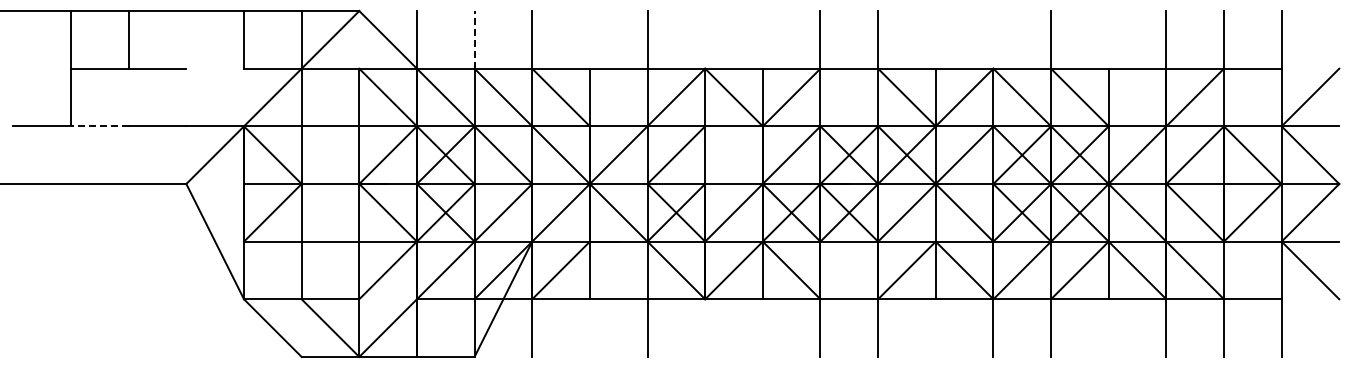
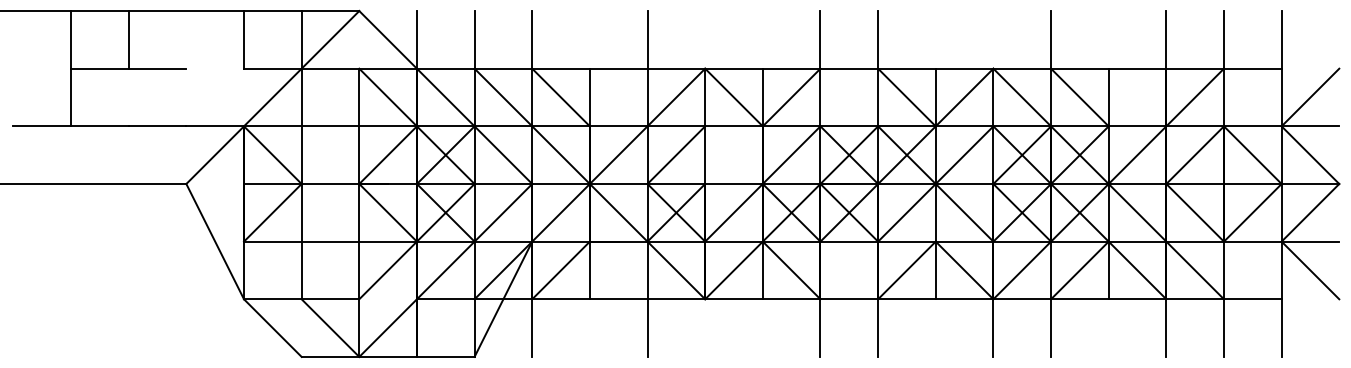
line: dashed -> solid (474, 39)
line: dashed -> solid (99, 126)
